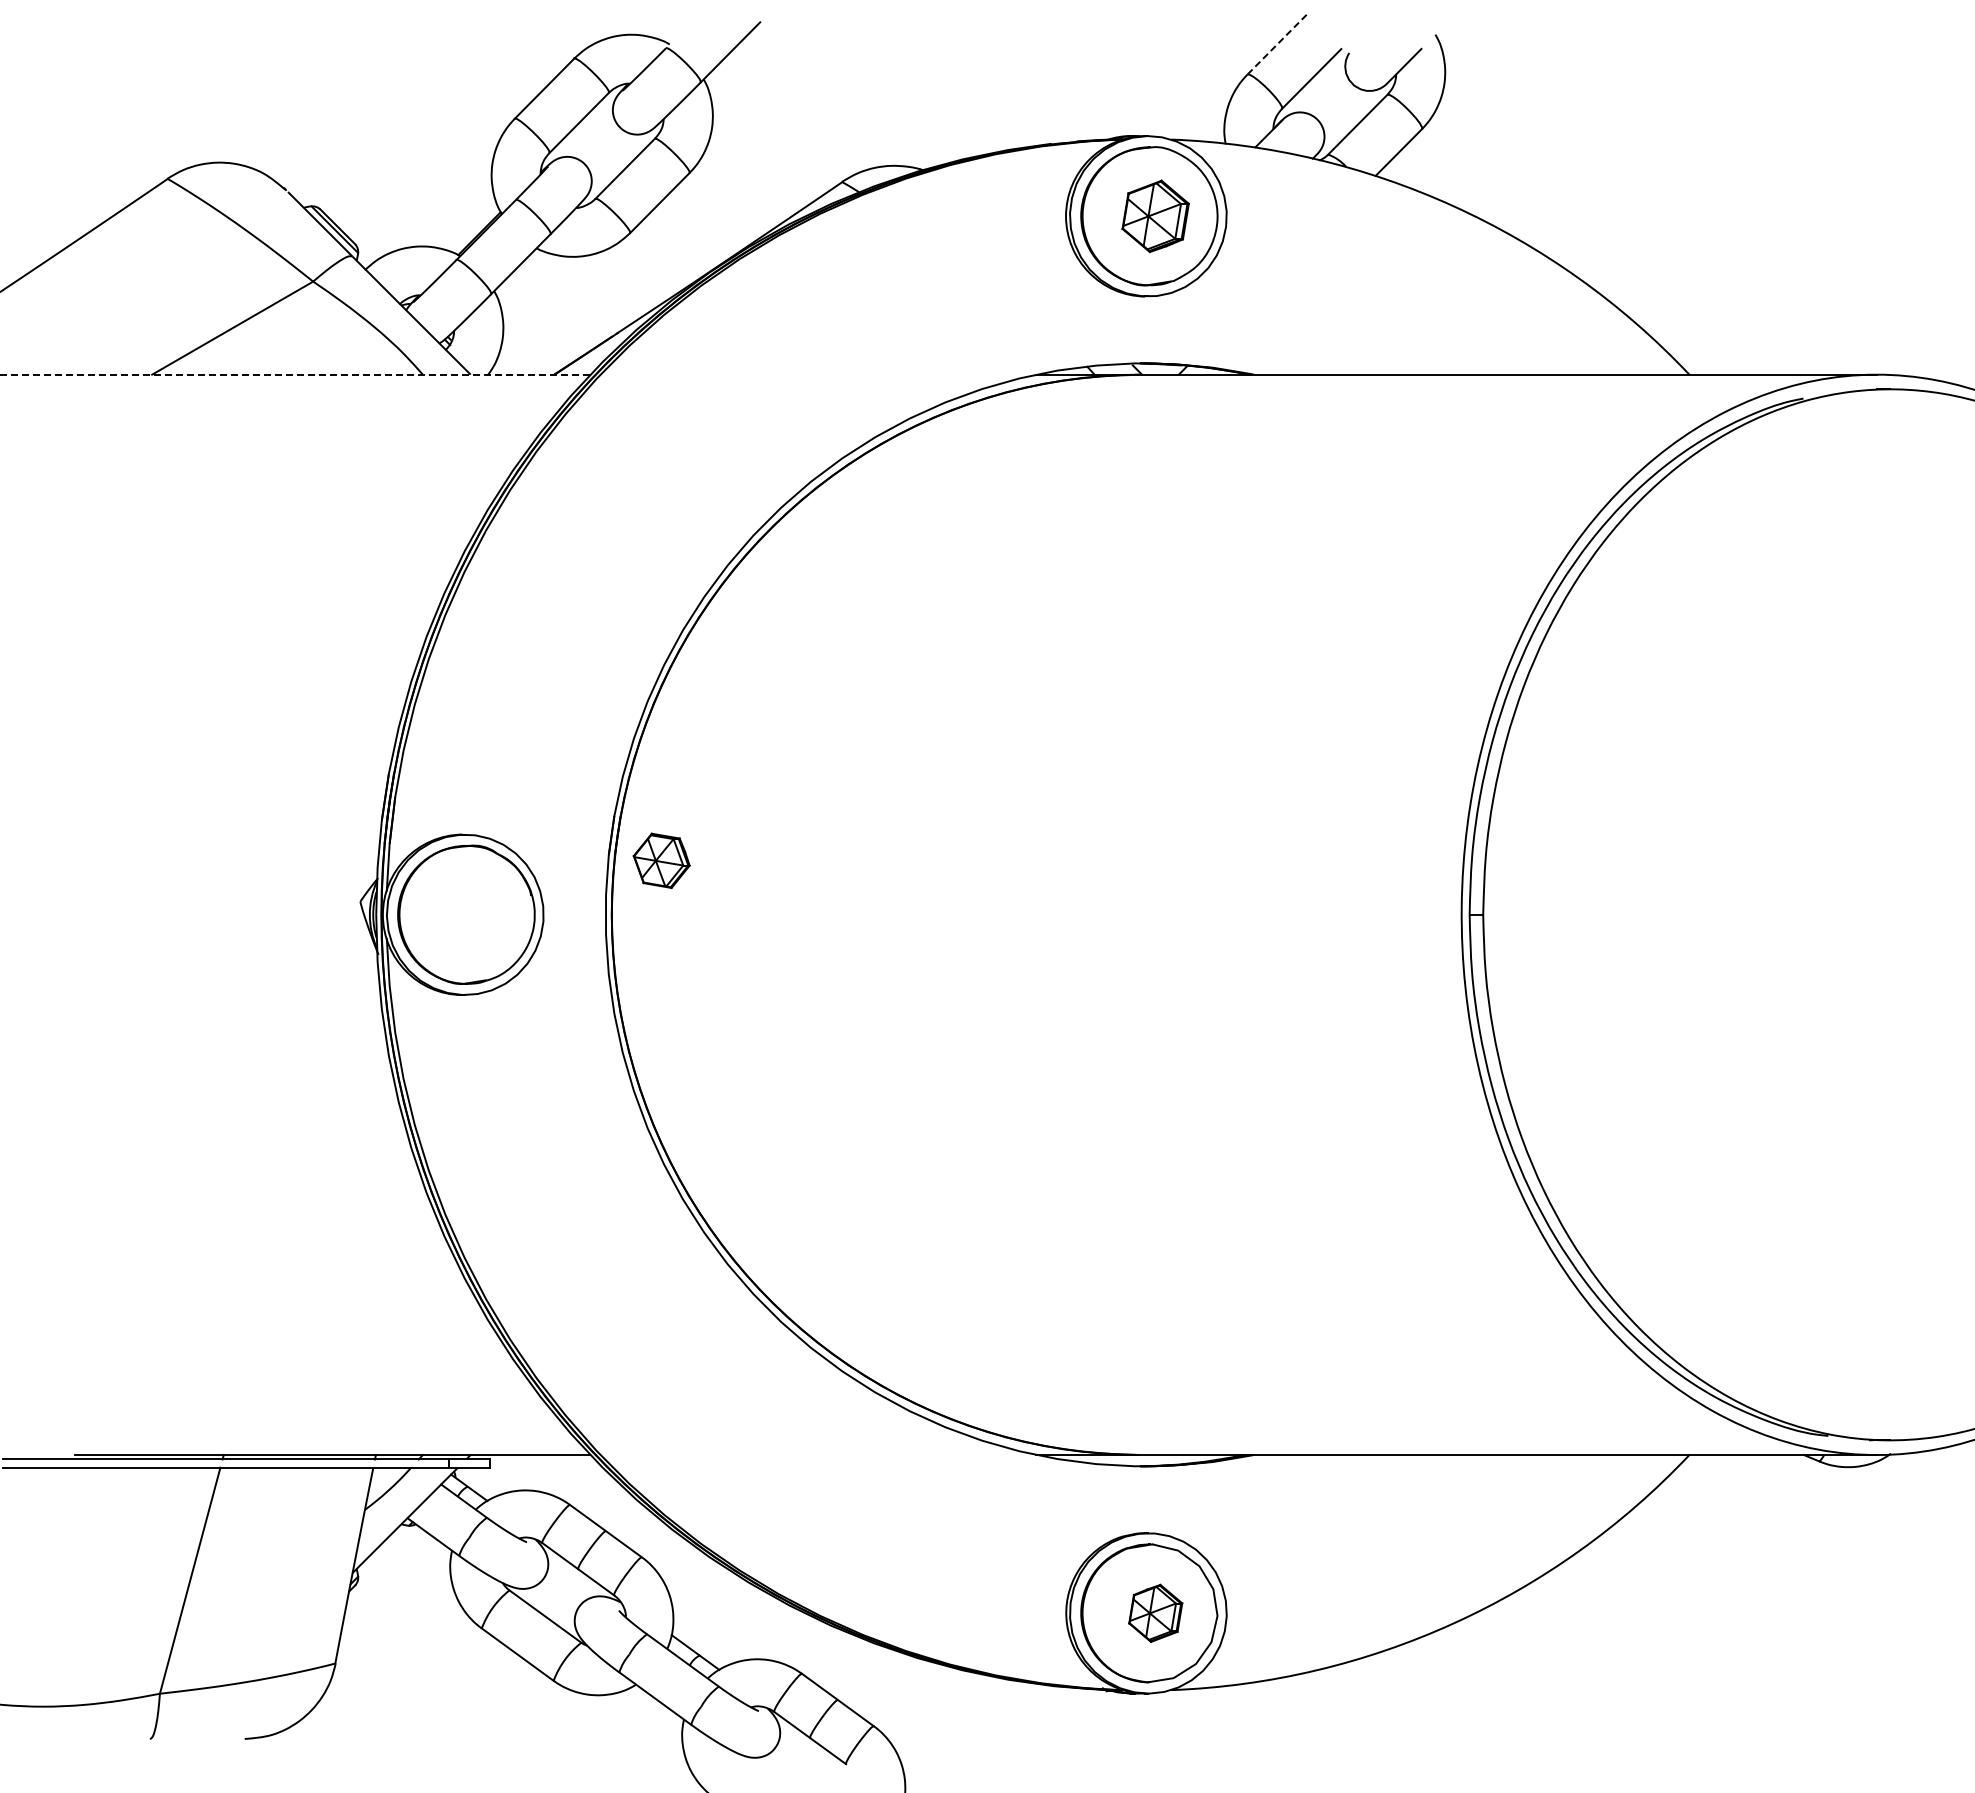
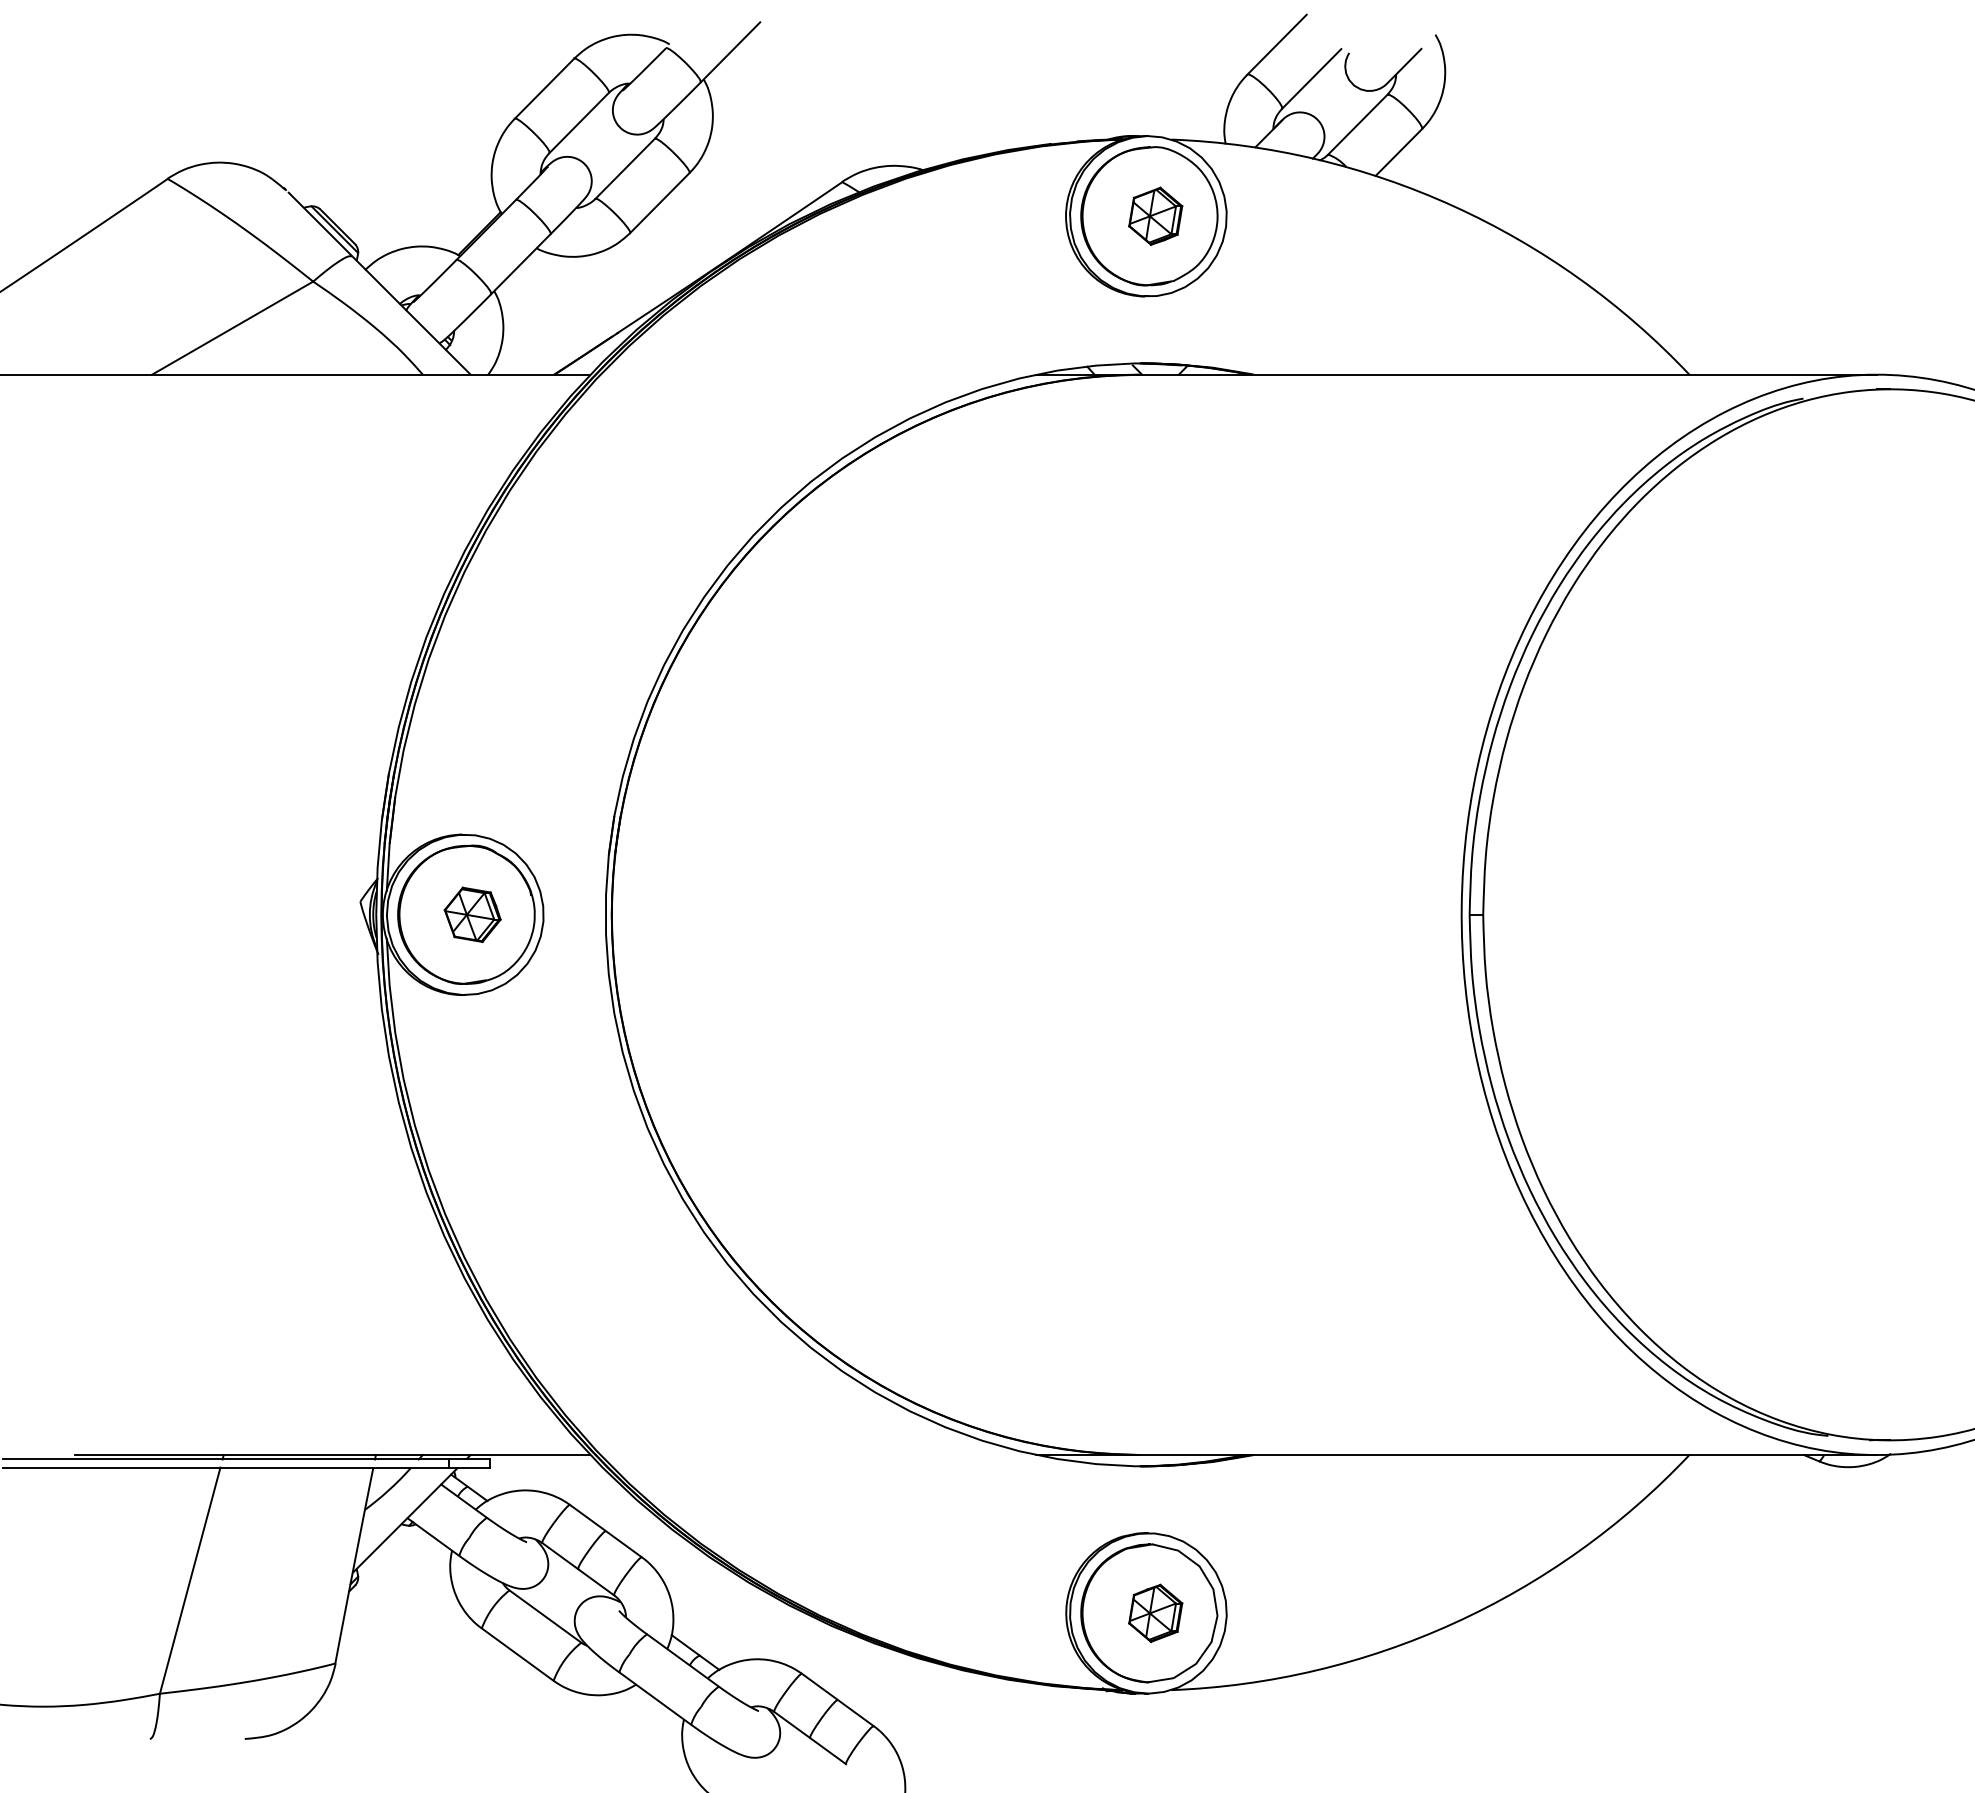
line: dashed -> solid (1276, 45)
part size: 69x75 px -> 56x60 px (1155, 215)
line: dashed -> solid (295, 374)
part position: (661, 860) -> (472, 914) (472, 914)
